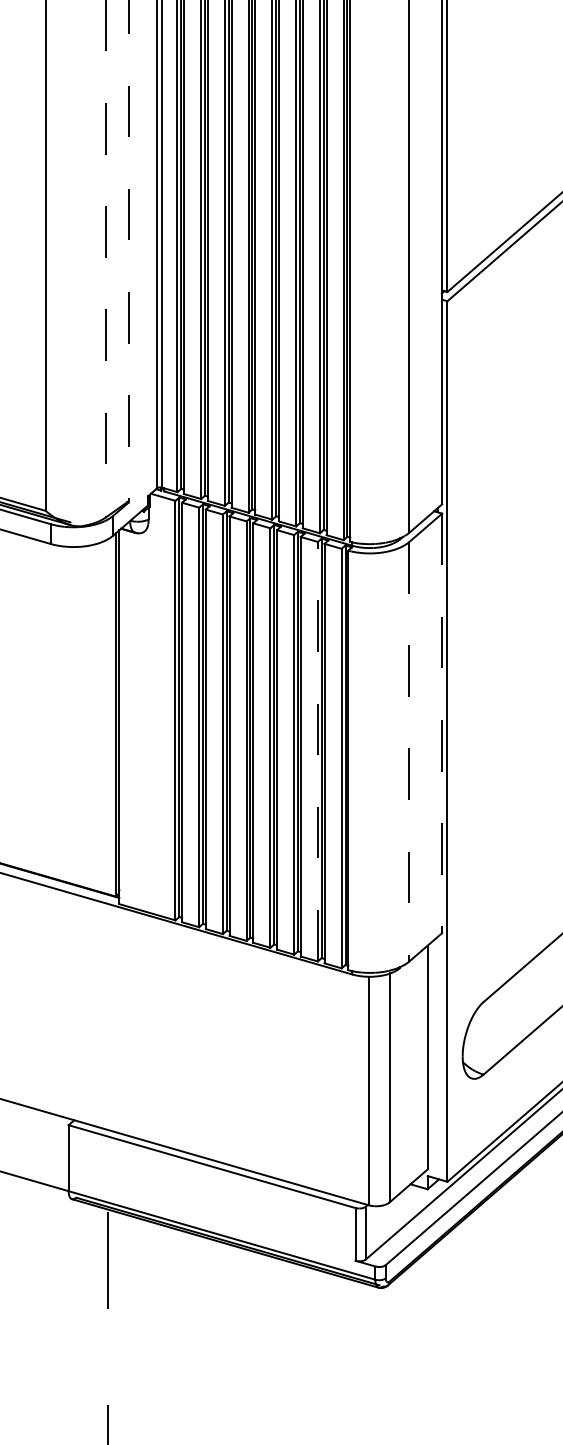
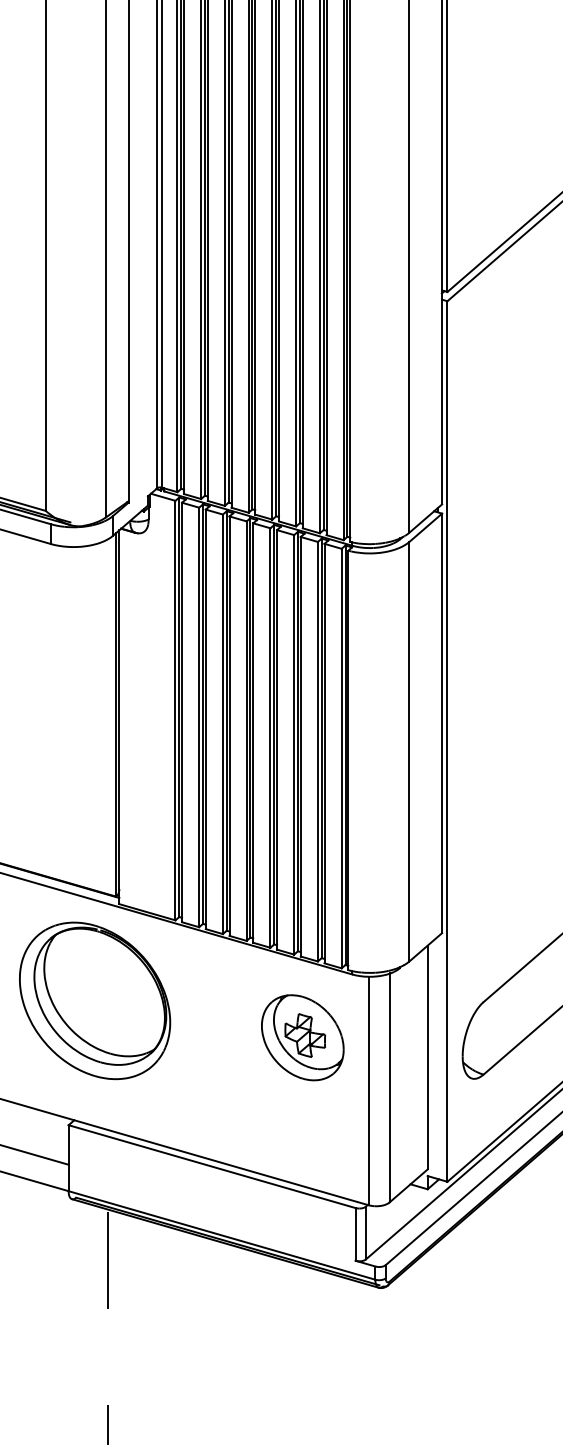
line: dashed -> solid (128, 251)
line: dashed -> solid (106, 259)
line: dashed -> solid (442, 723)
line: dashed -> solid (317, 751)
line: dashed -> solid (409, 751)
part: none -> present (95, 1000)
part: none -> present (302, 1037)
line: none -> present (35, 1154)
